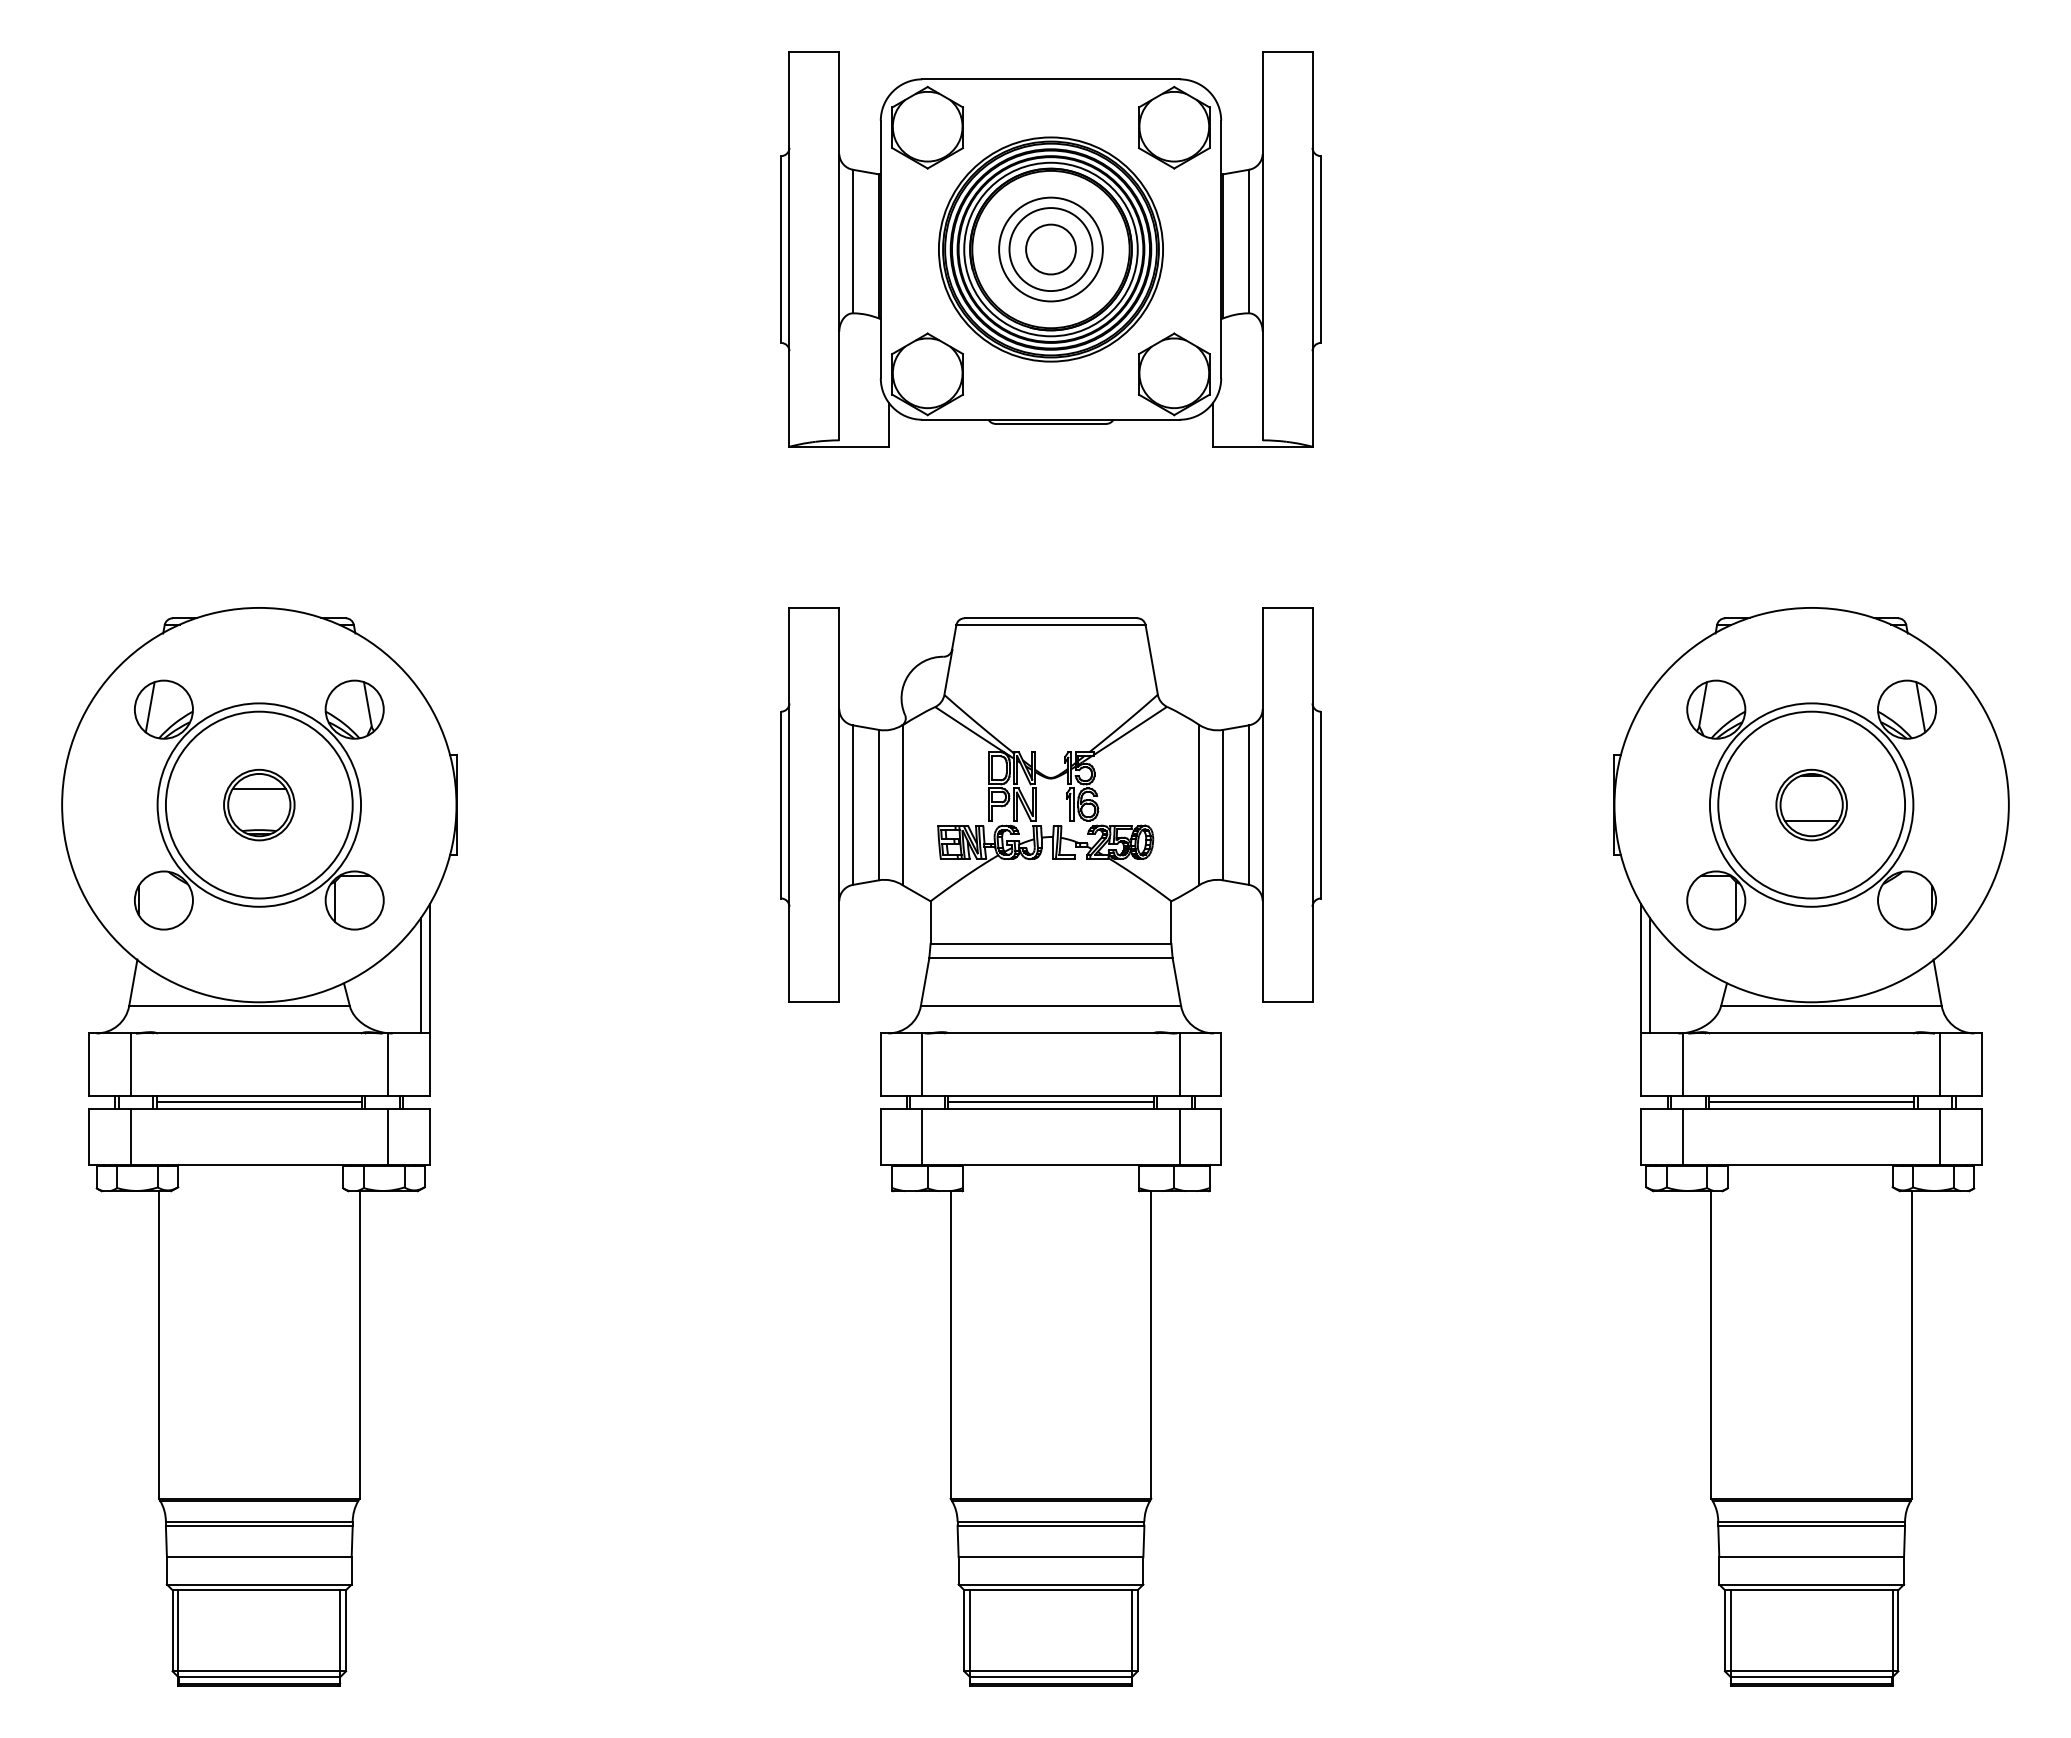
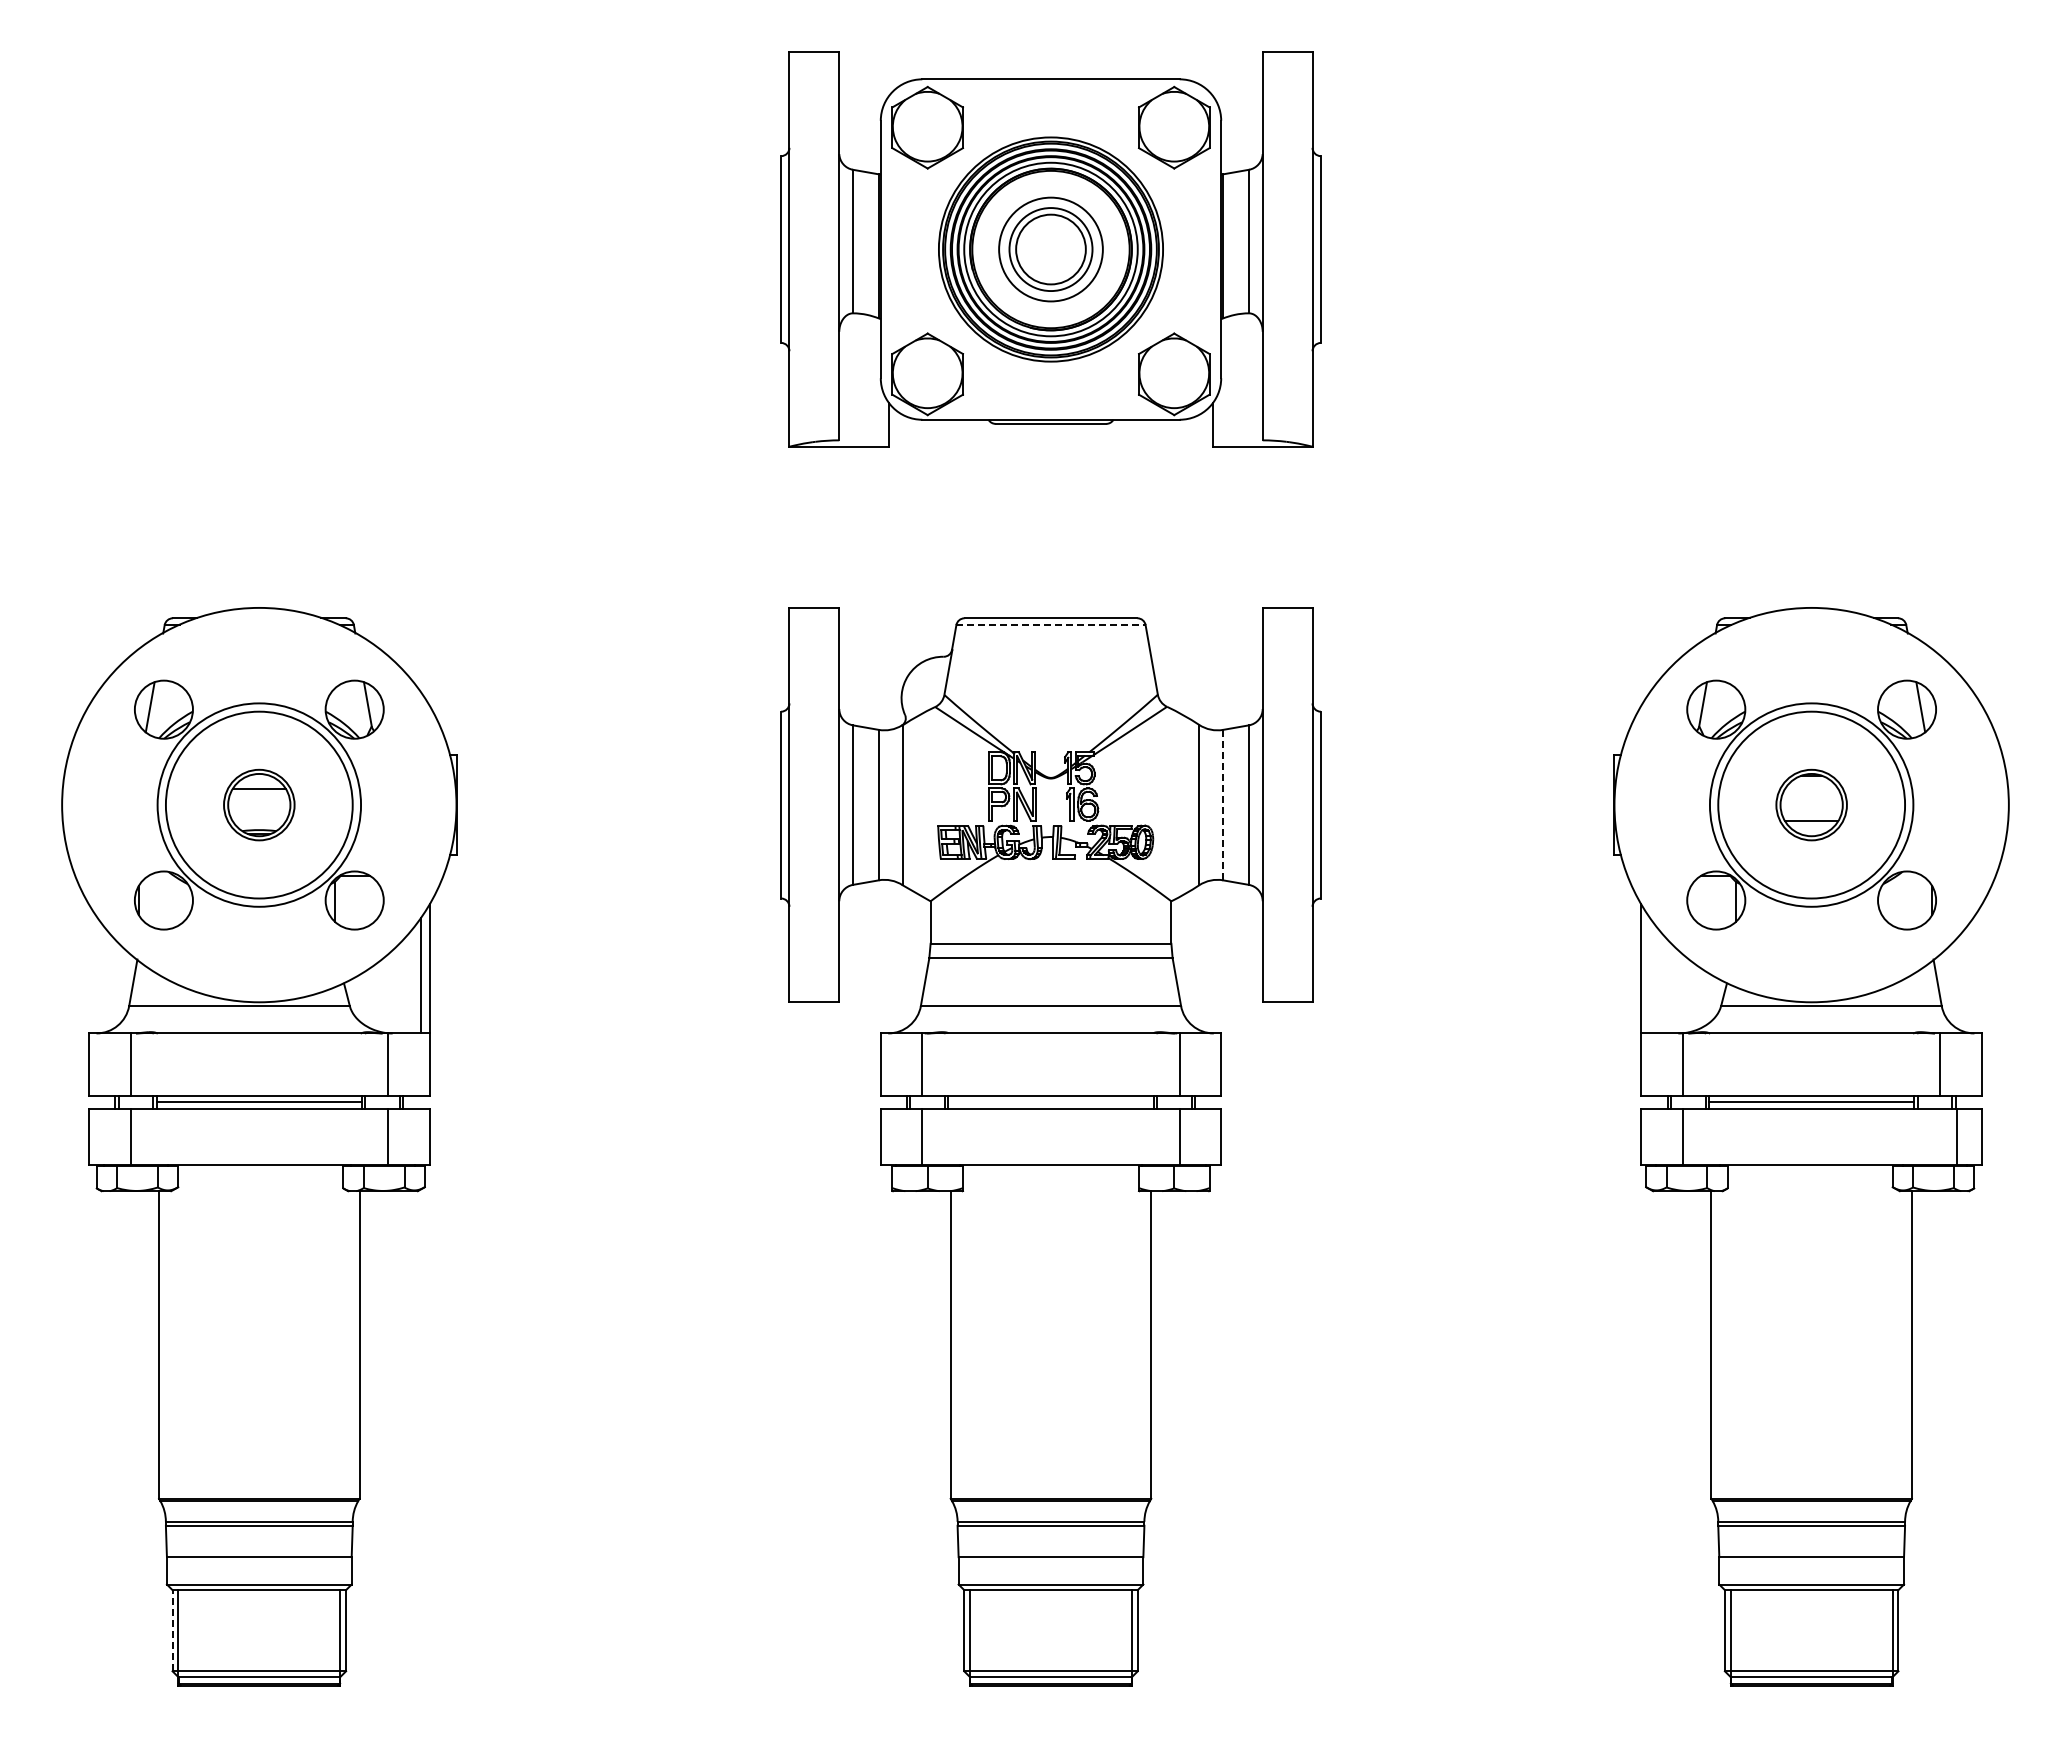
circle diameter: 50 px -> 70 px (1050, 249)
line: solid -> dashed (1051, 625)
line: solid -> dashed (1223, 805)
line: present -> none (1649, 975)
line: present -> none (1050, 1102)
line position: (1940, 1136) -> (1957, 1136) (1957, 1136)
line: solid -> dashed (172, 1630)
